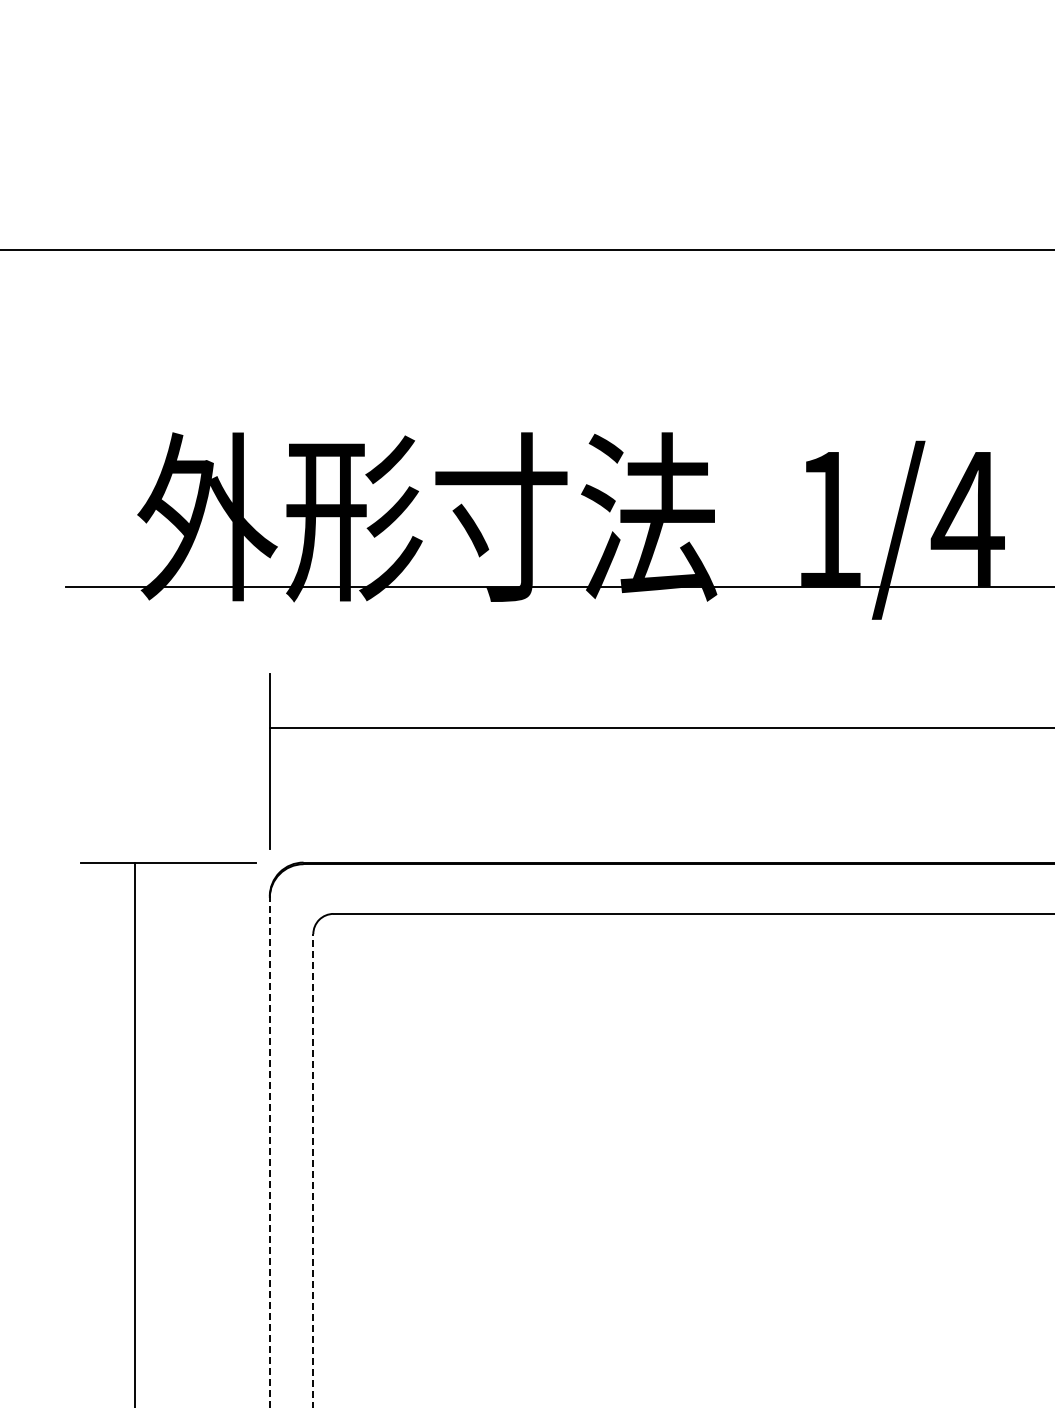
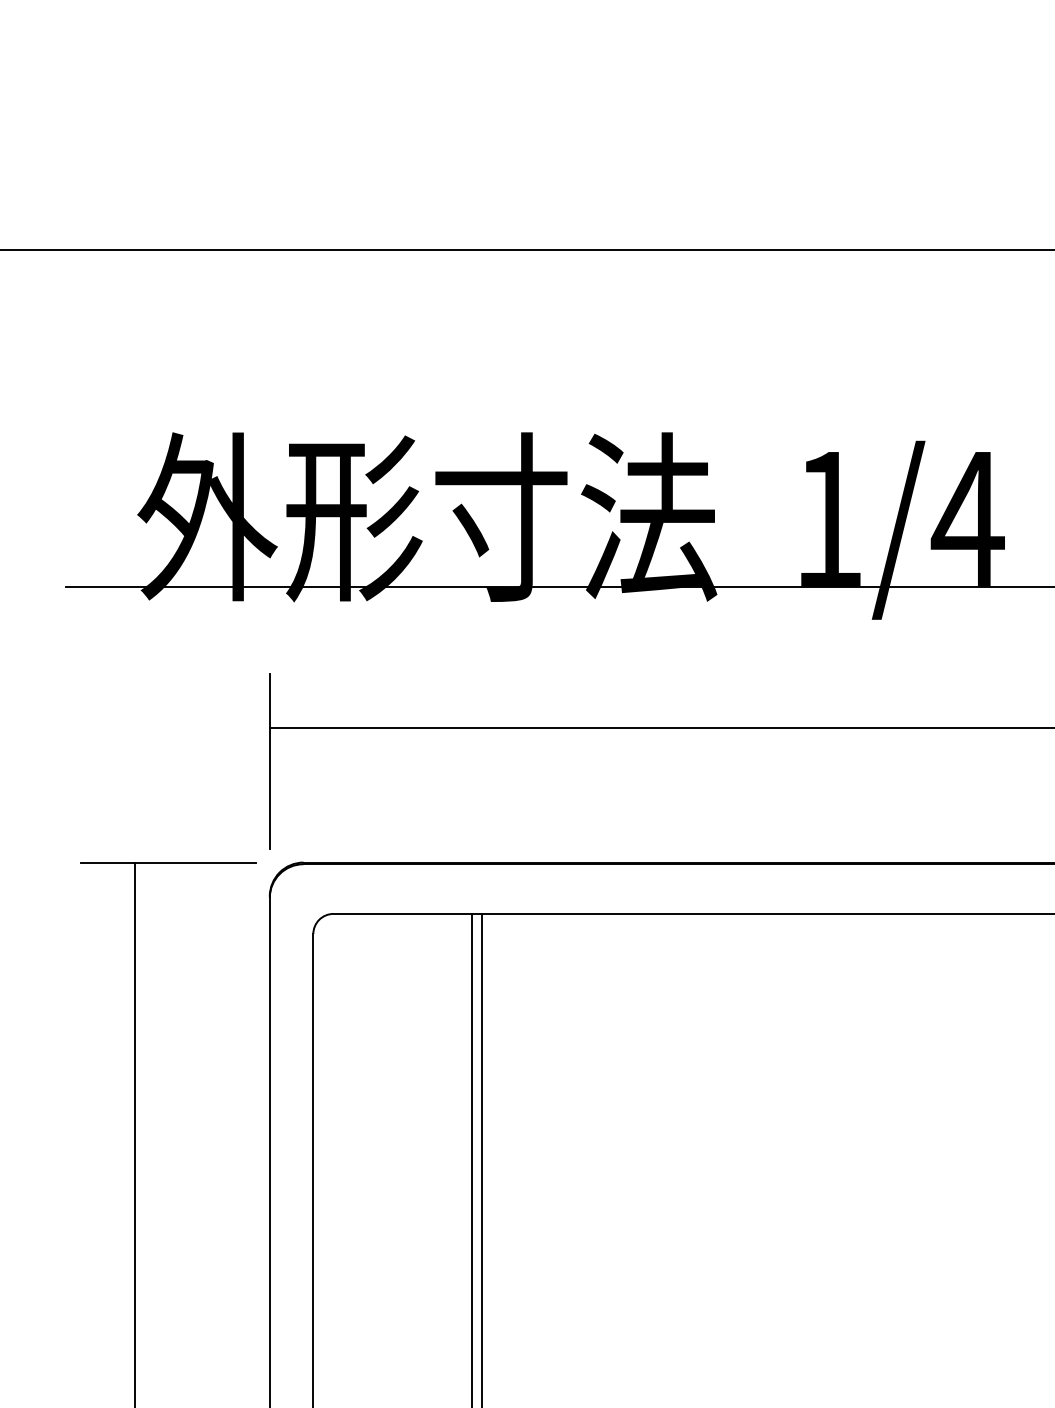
line: dashed -> solid (269, 1152)
line: none -> present (472, 1158)
line: none -> present (482, 1158)
line: dashed -> solid (313, 1170)
